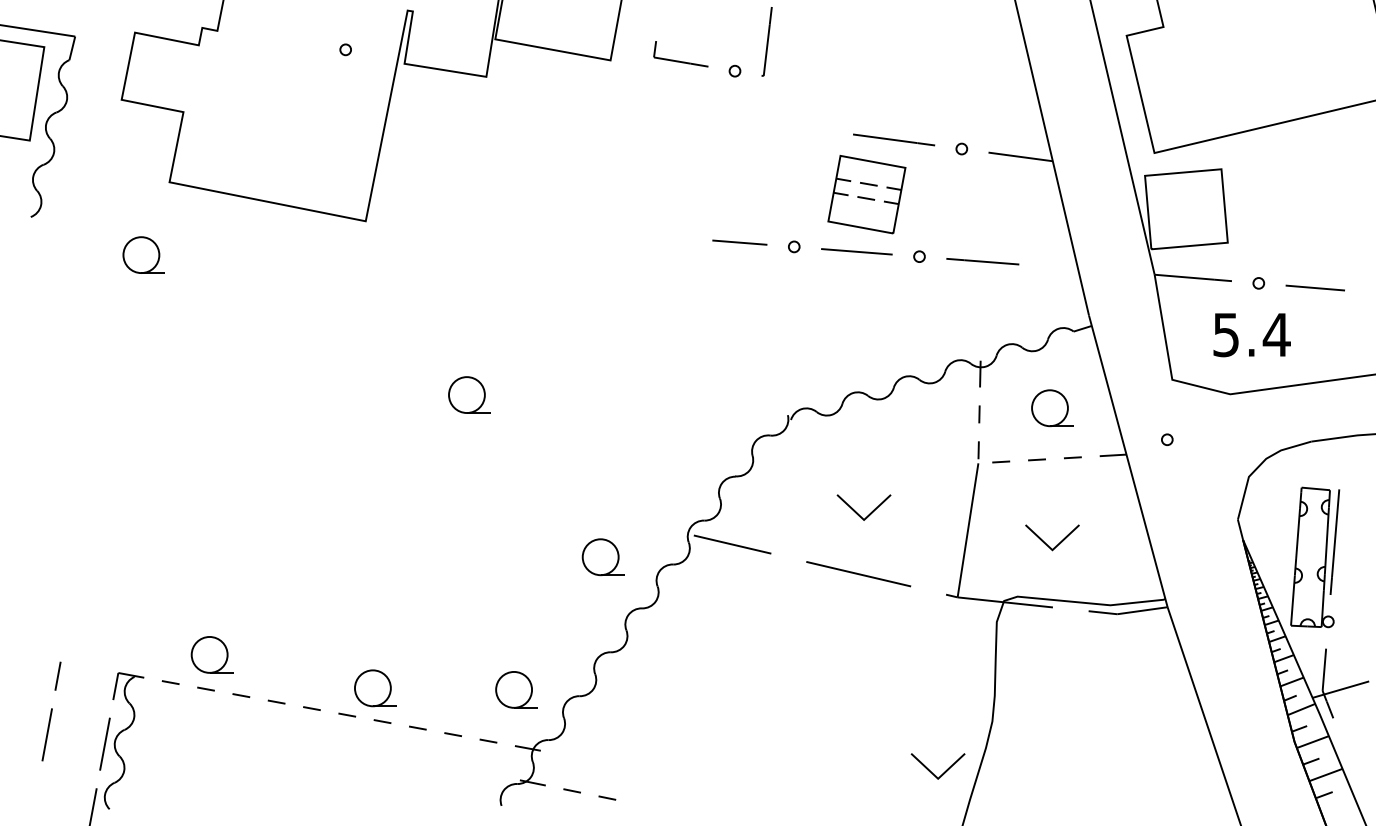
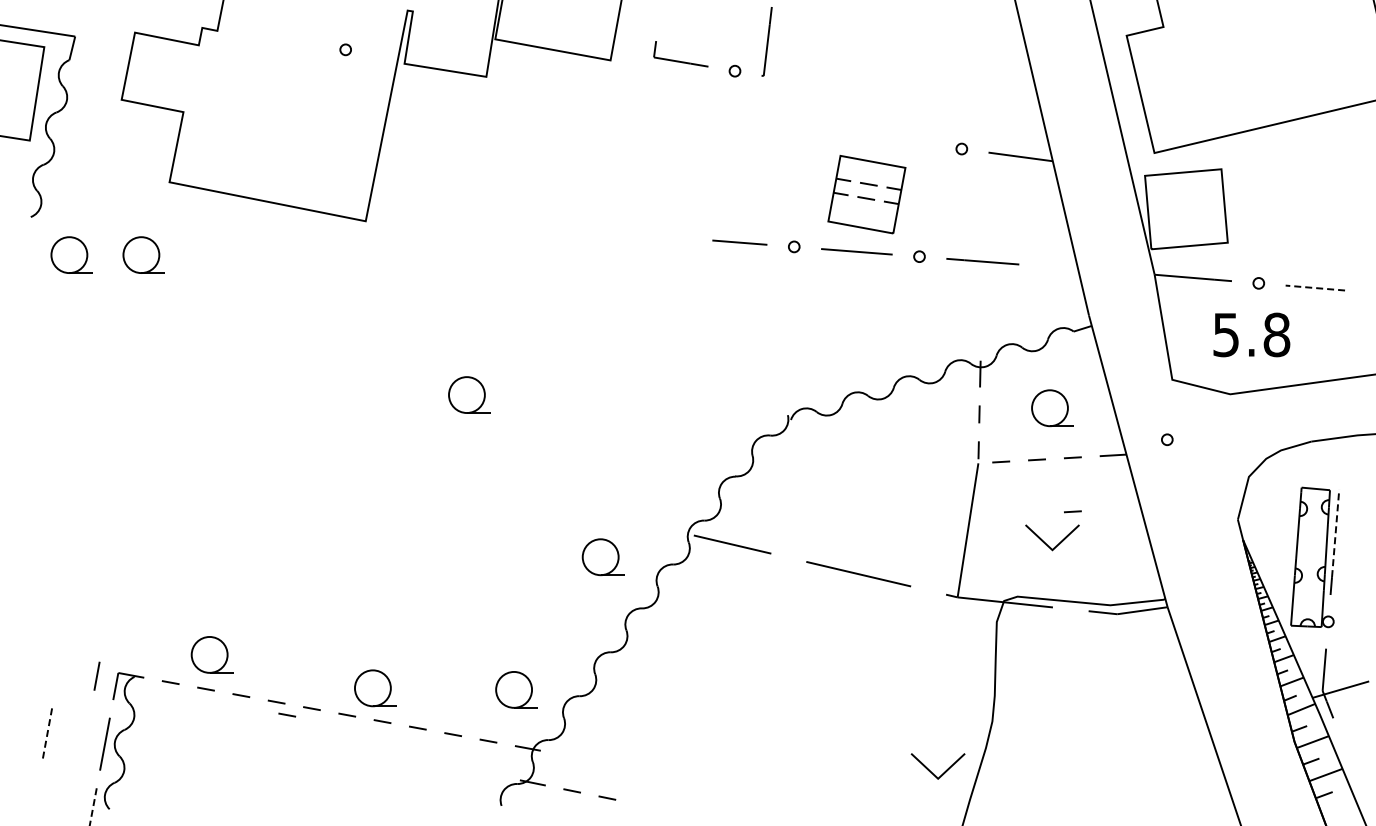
line: present -> none (894, 139)
part: none -> present (71, 254)
line: solid -> dashed (1315, 288)
text: 5.4 -> 5.8 (1276, 334)
line: none -> present (1072, 511)
part: present -> none (857, 512)
line: solid -> dashed (1335, 532)
line position: (57, 675) -> (96, 675) (96, 675)
line: none -> present (287, 714)
line: solid -> dashed (47, 734)
line: solid -> dashed (93, 806)
